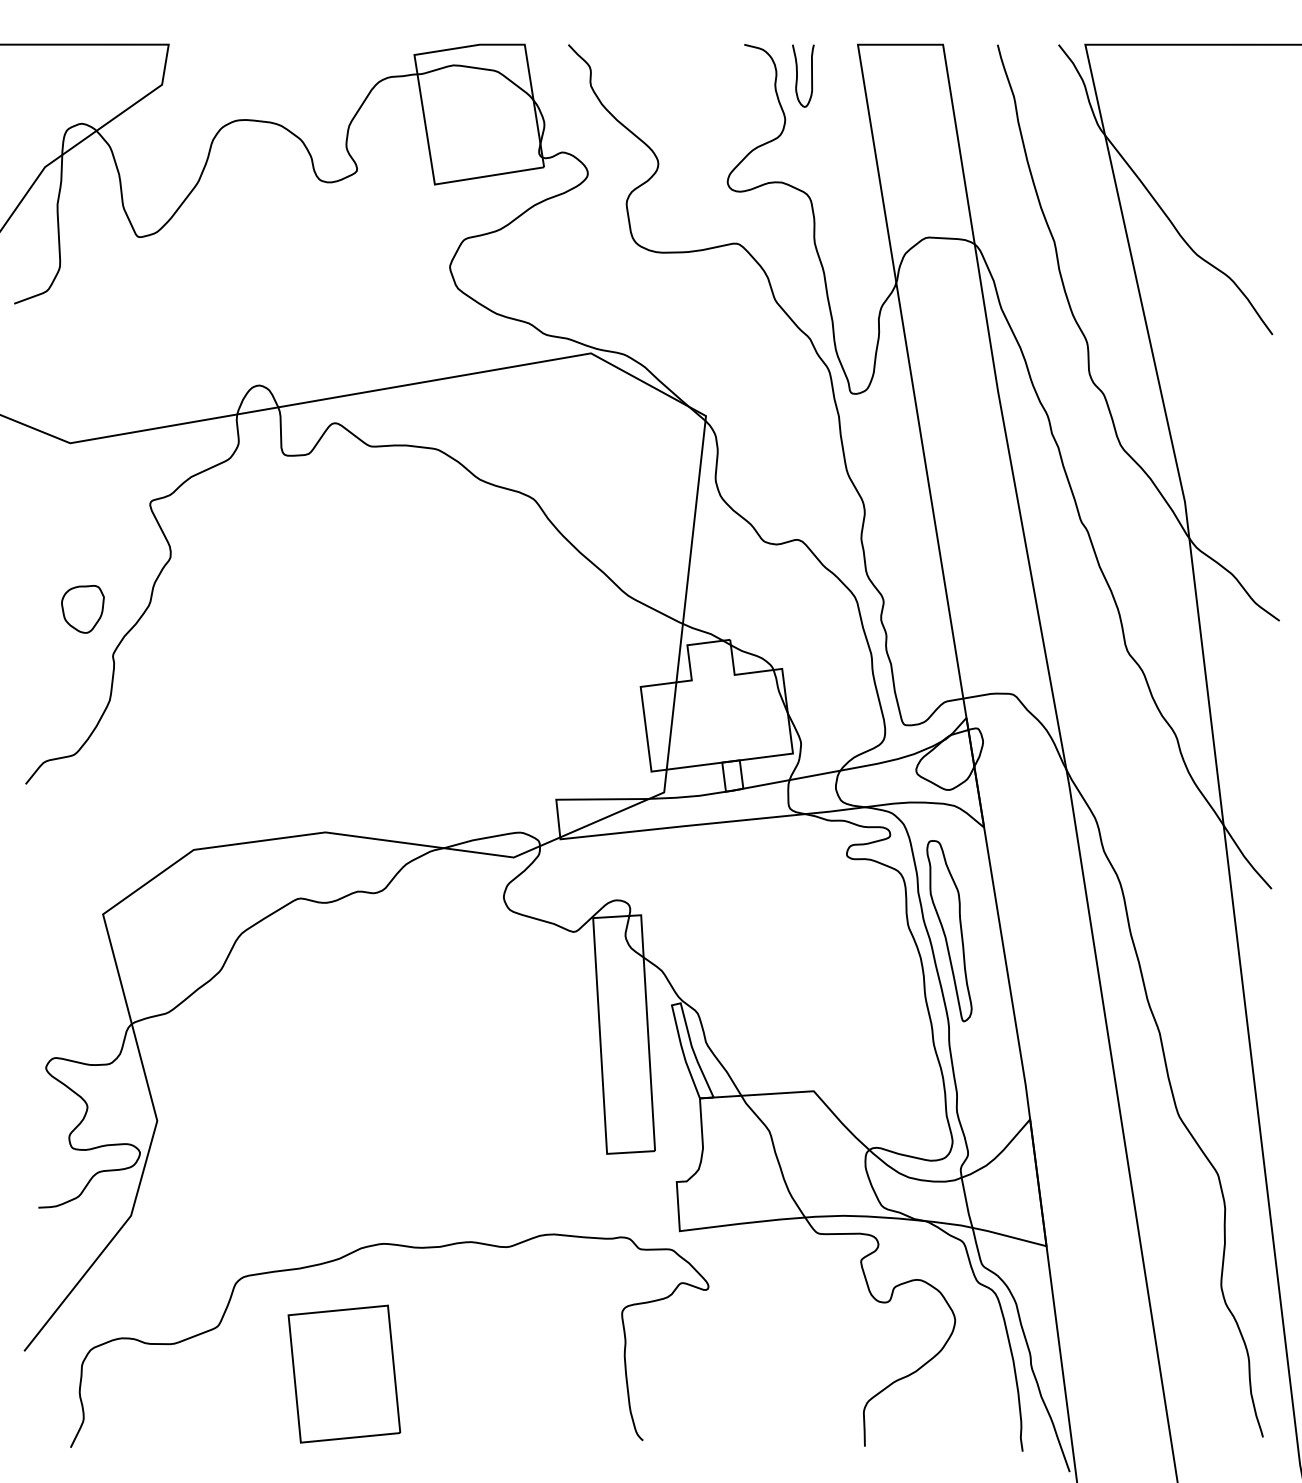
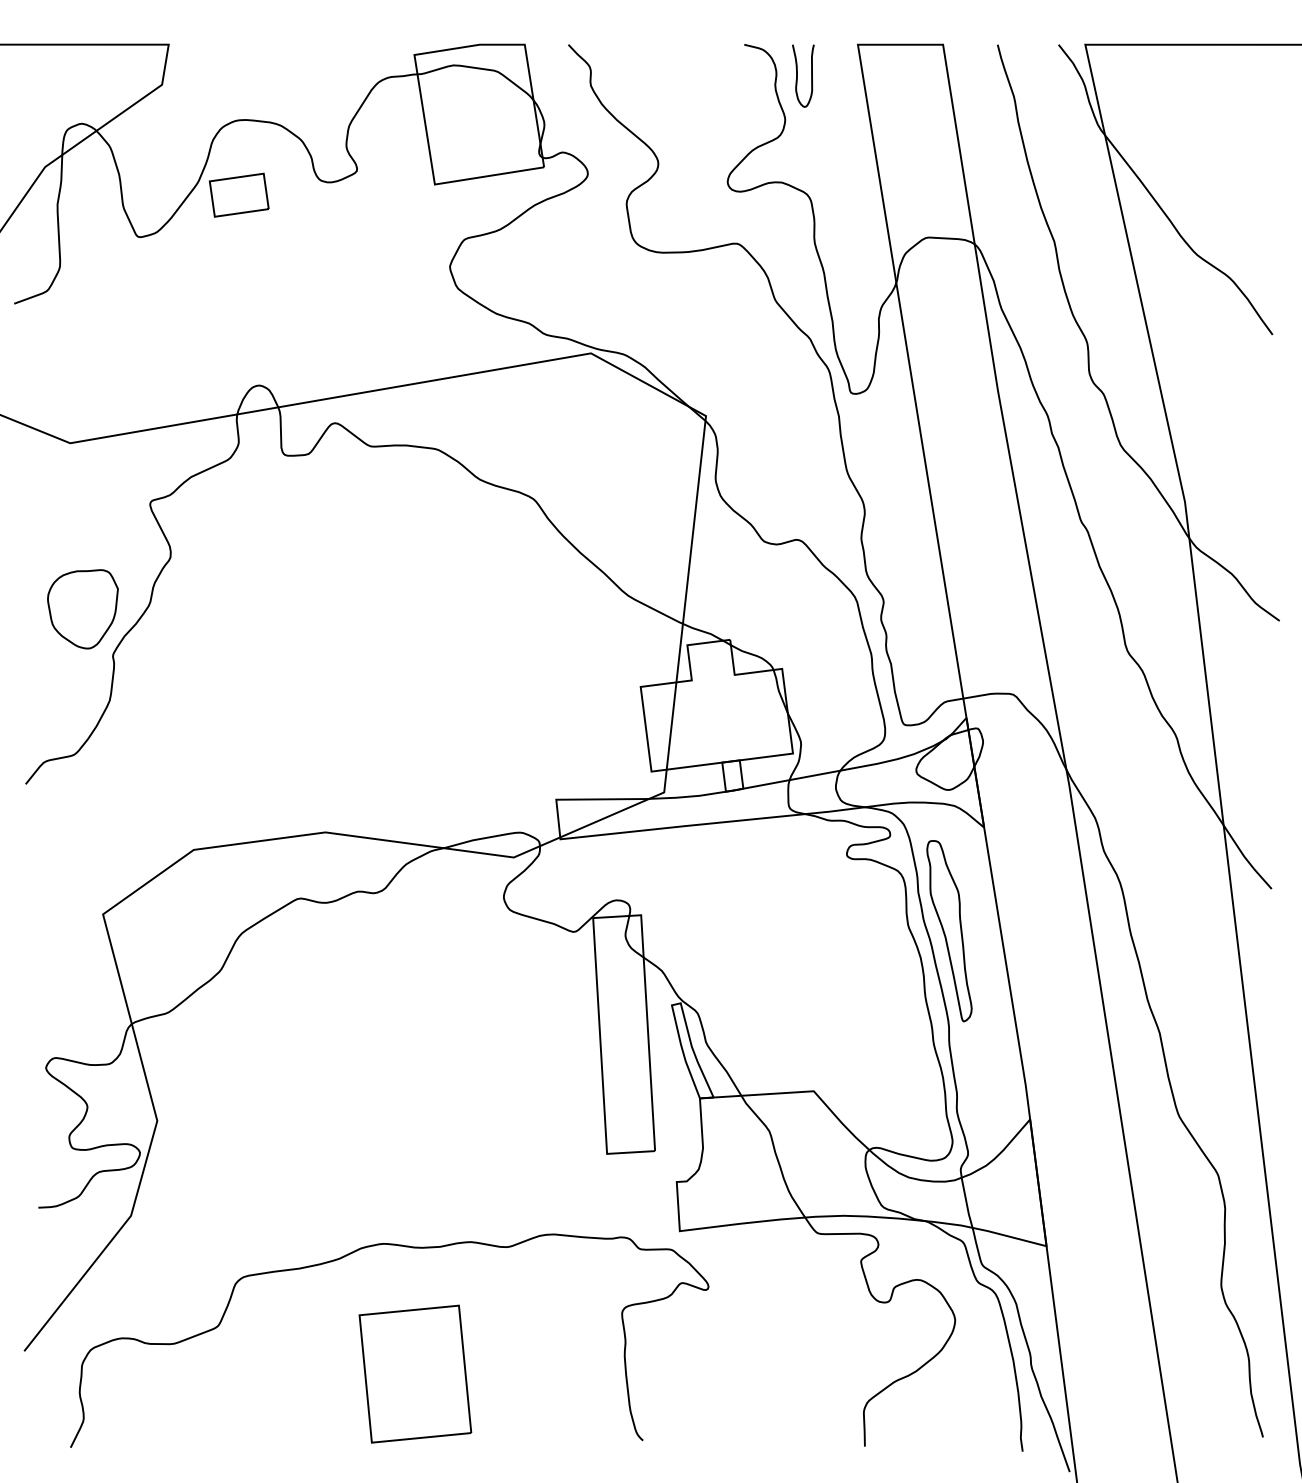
part: none -> present (238, 194)
part size: 44x49 px -> 72x81 px (82, 609)
part position: (344, 1373) -> (415, 1373) (415, 1373)
